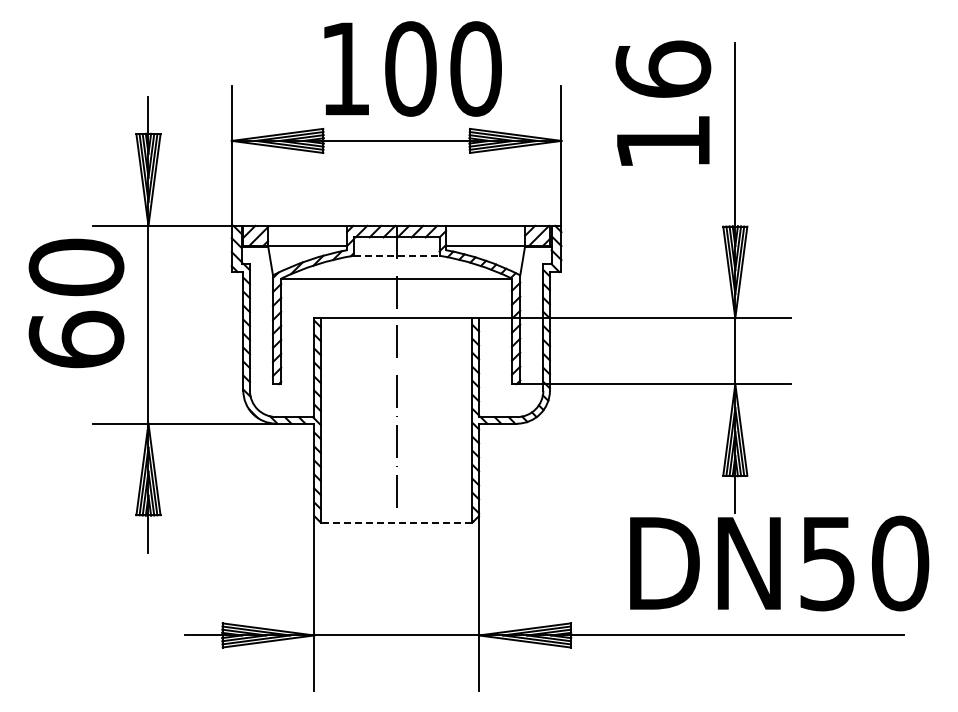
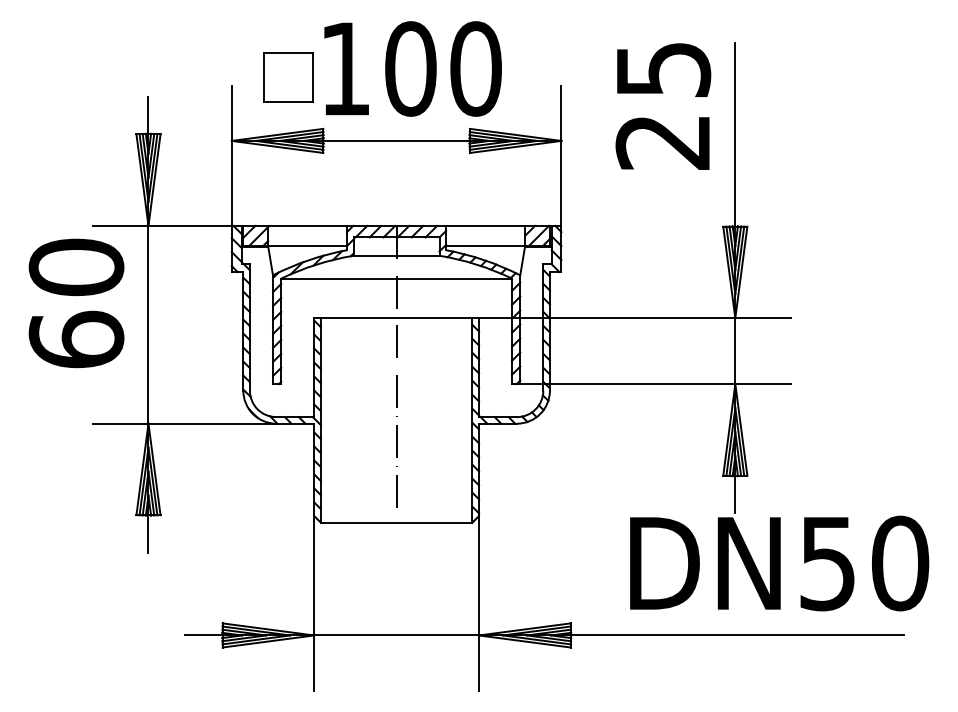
part: none -> present (288, 77)
text: 16 -> 25 (663, 104)
line: dashed -> solid (396, 255)
line: dashed -> solid (396, 522)
